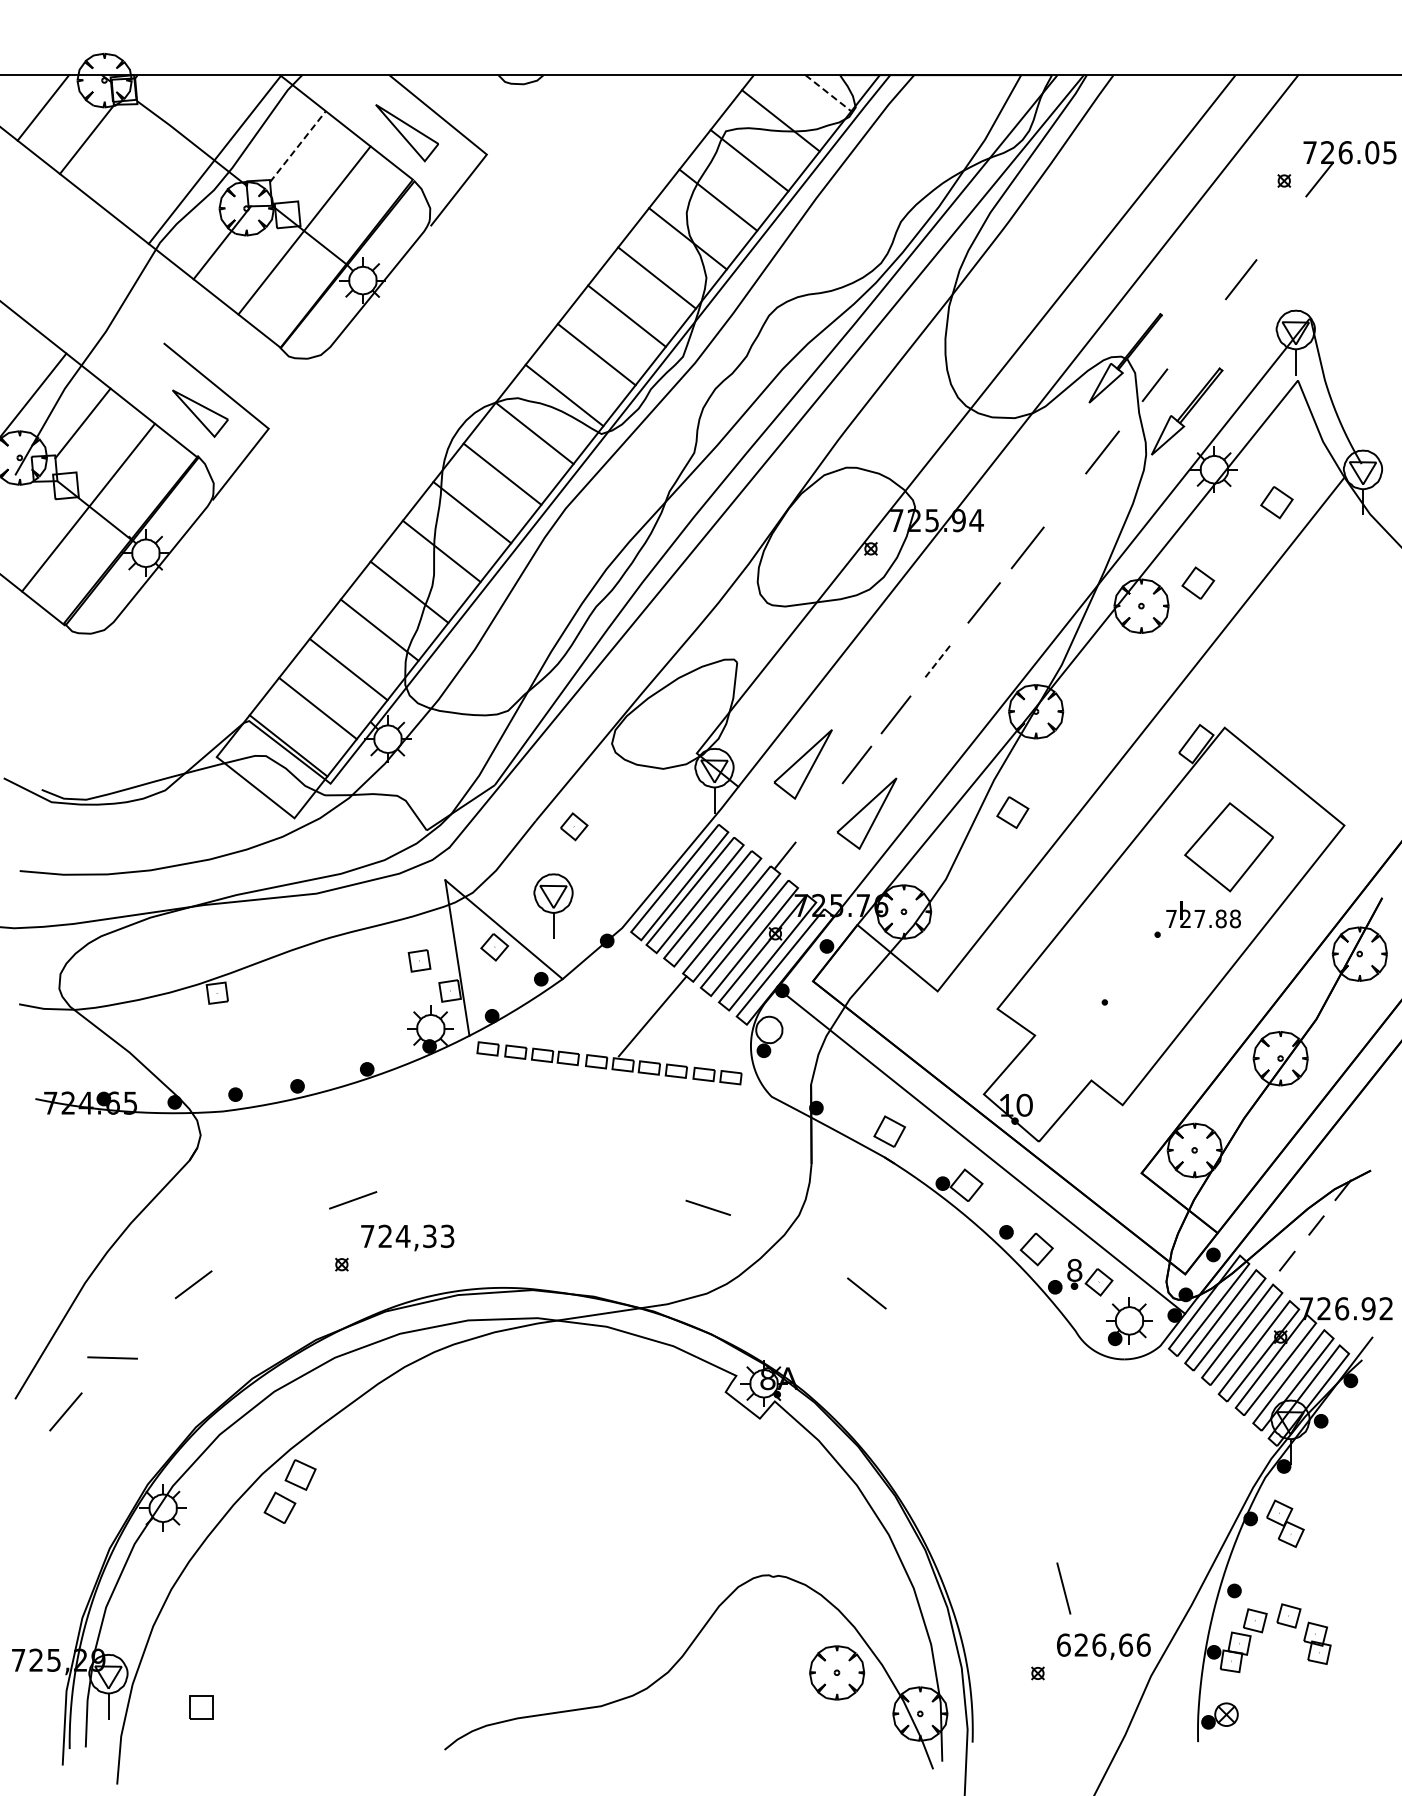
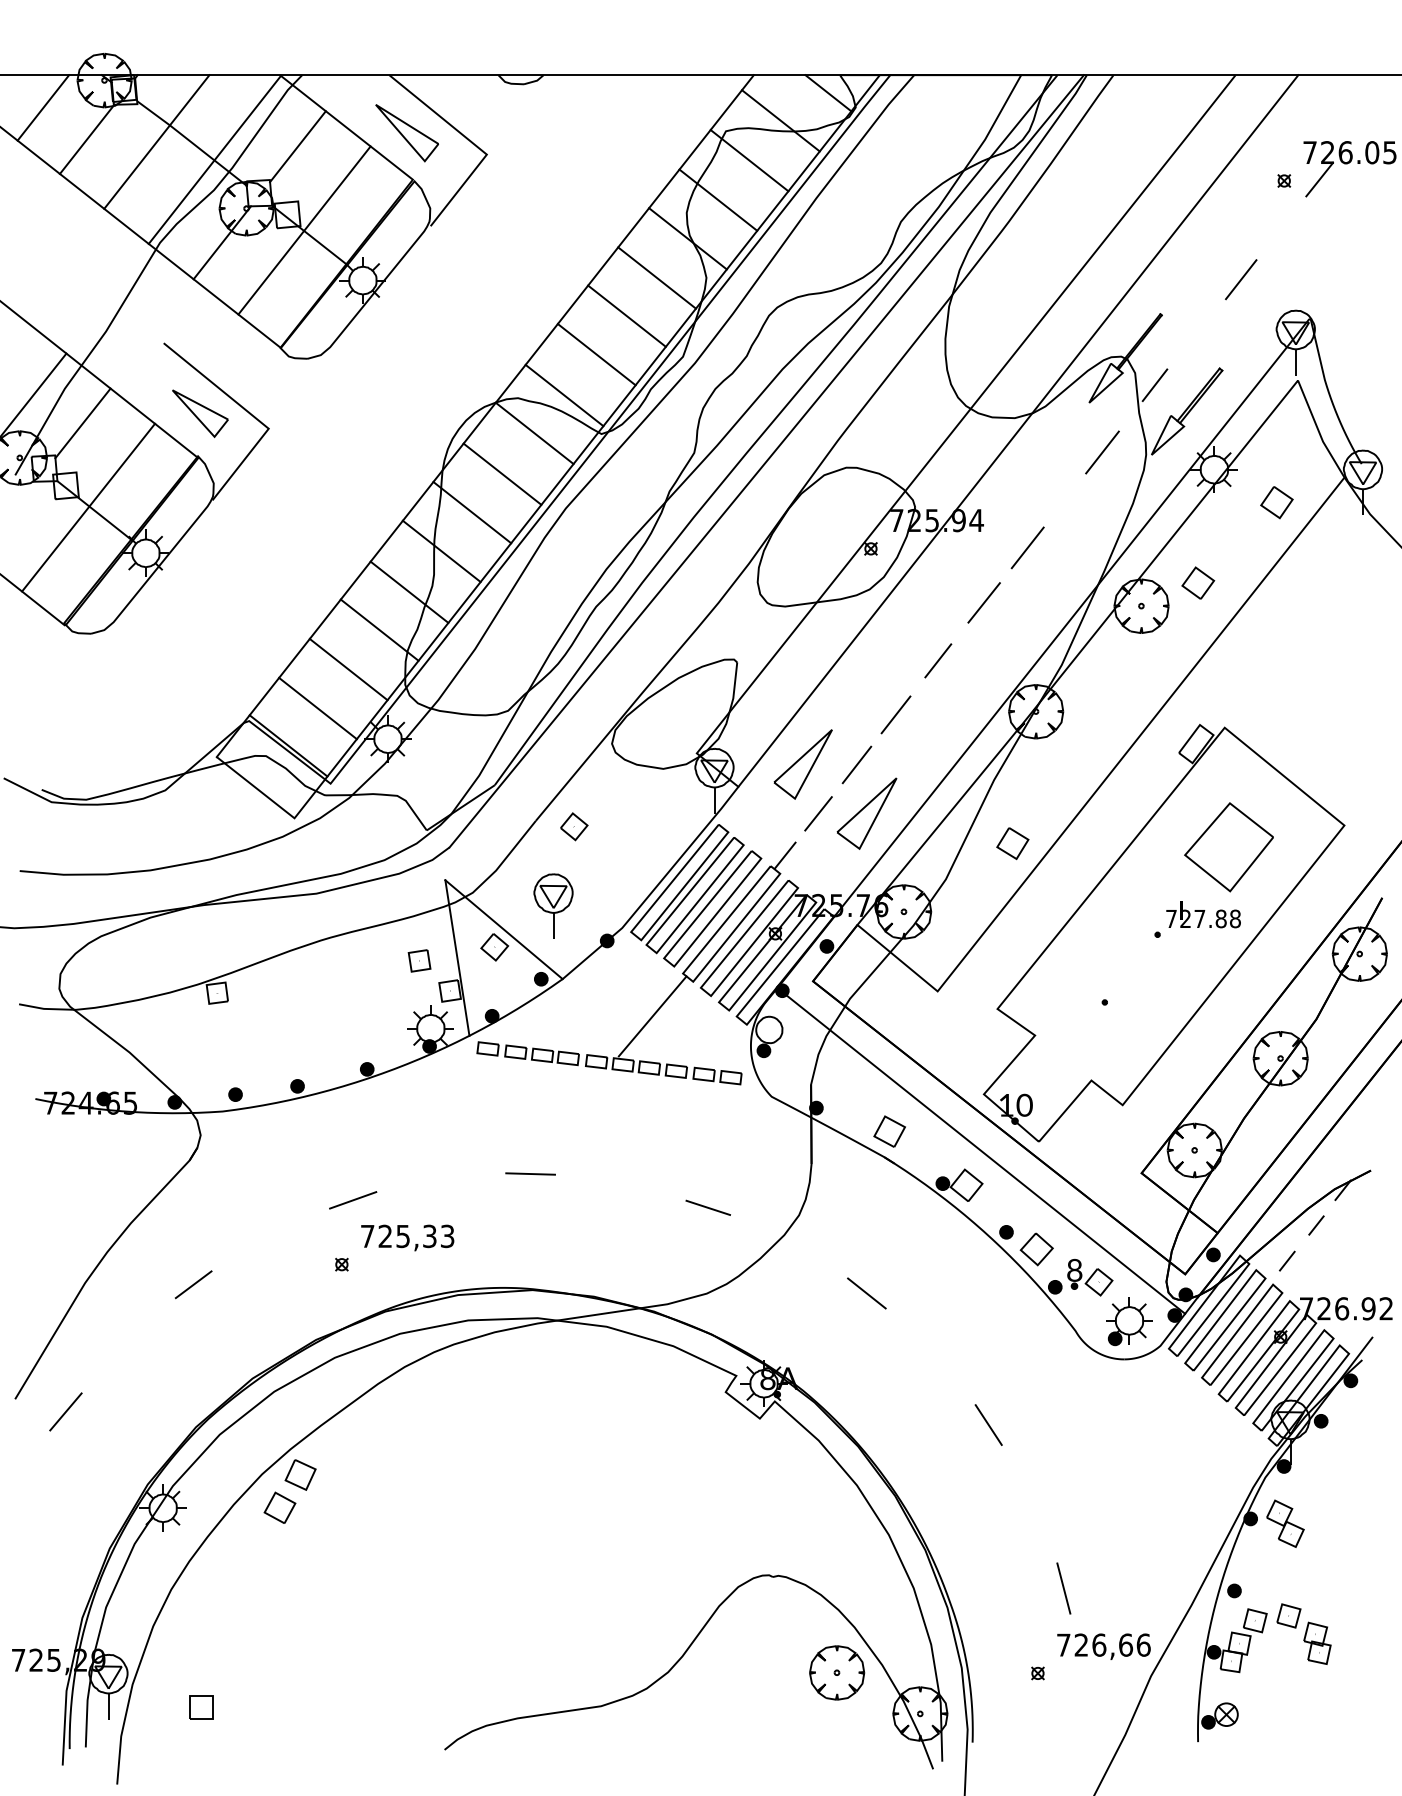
line: dashed -> solid (828, 93)
line: none -> present (156, 141)
line: dashed -> solid (298, 146)
line: dashed -> solid (938, 660)
part position: (1012, 812) -> (1012, 843) (1012, 843)
line: none -> present (818, 813)
text: 724,33 -> 725,33 (402, 1236)
line position: (112, 1357) -> (530, 1173) (530, 1173)
line: none -> present (988, 1424)
text: 626,66 -> 726,66 (1063, 1644)
